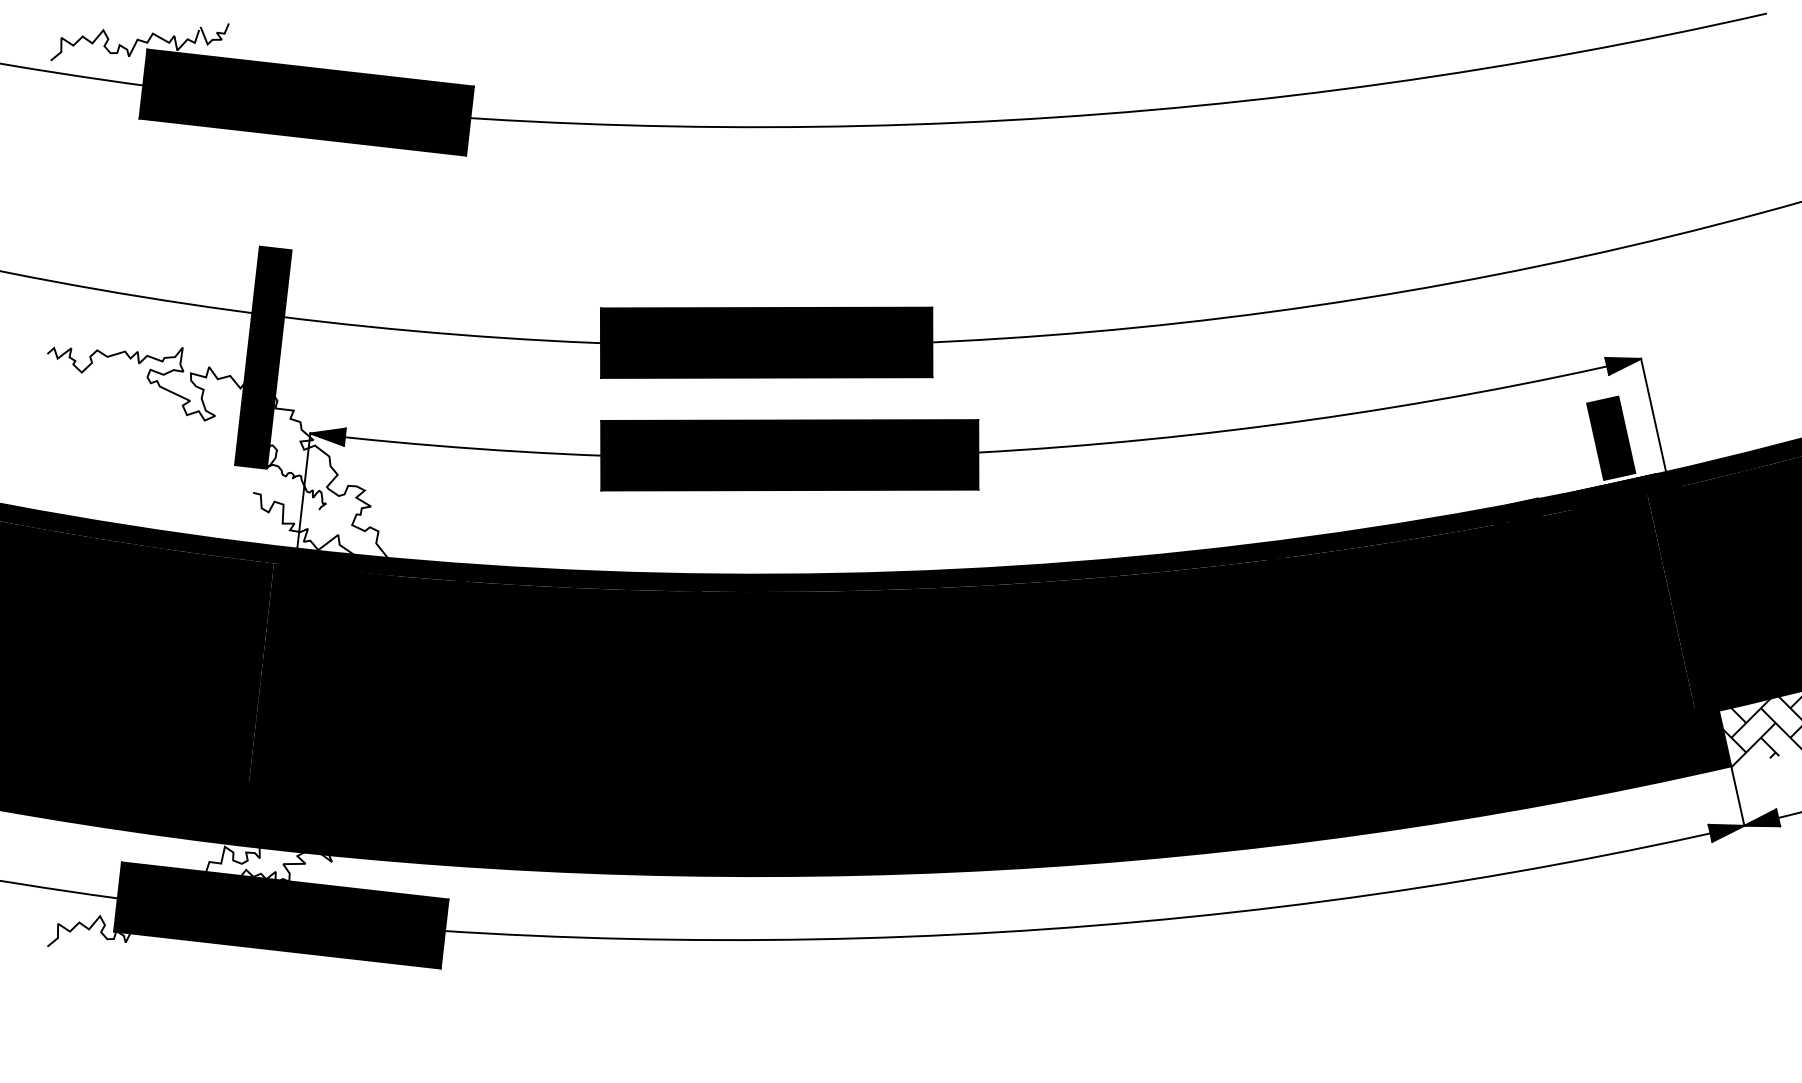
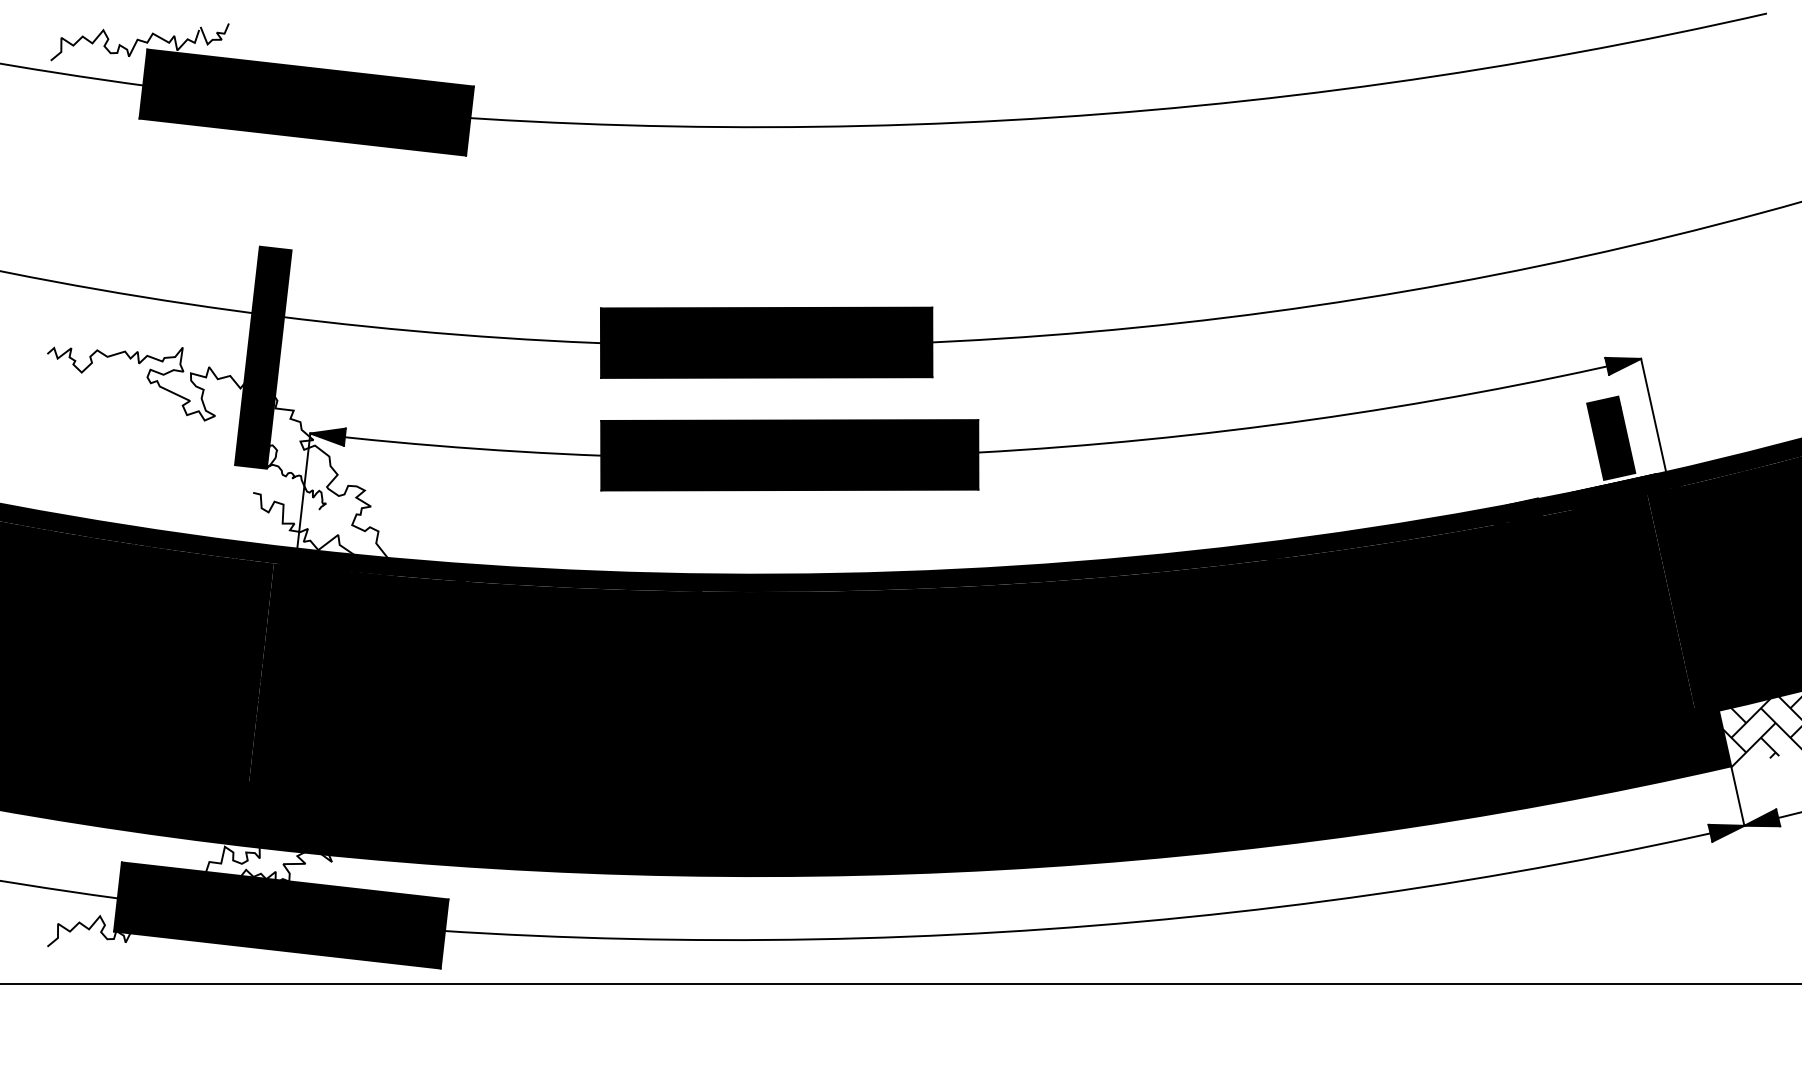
line: none -> present (900, 983)
